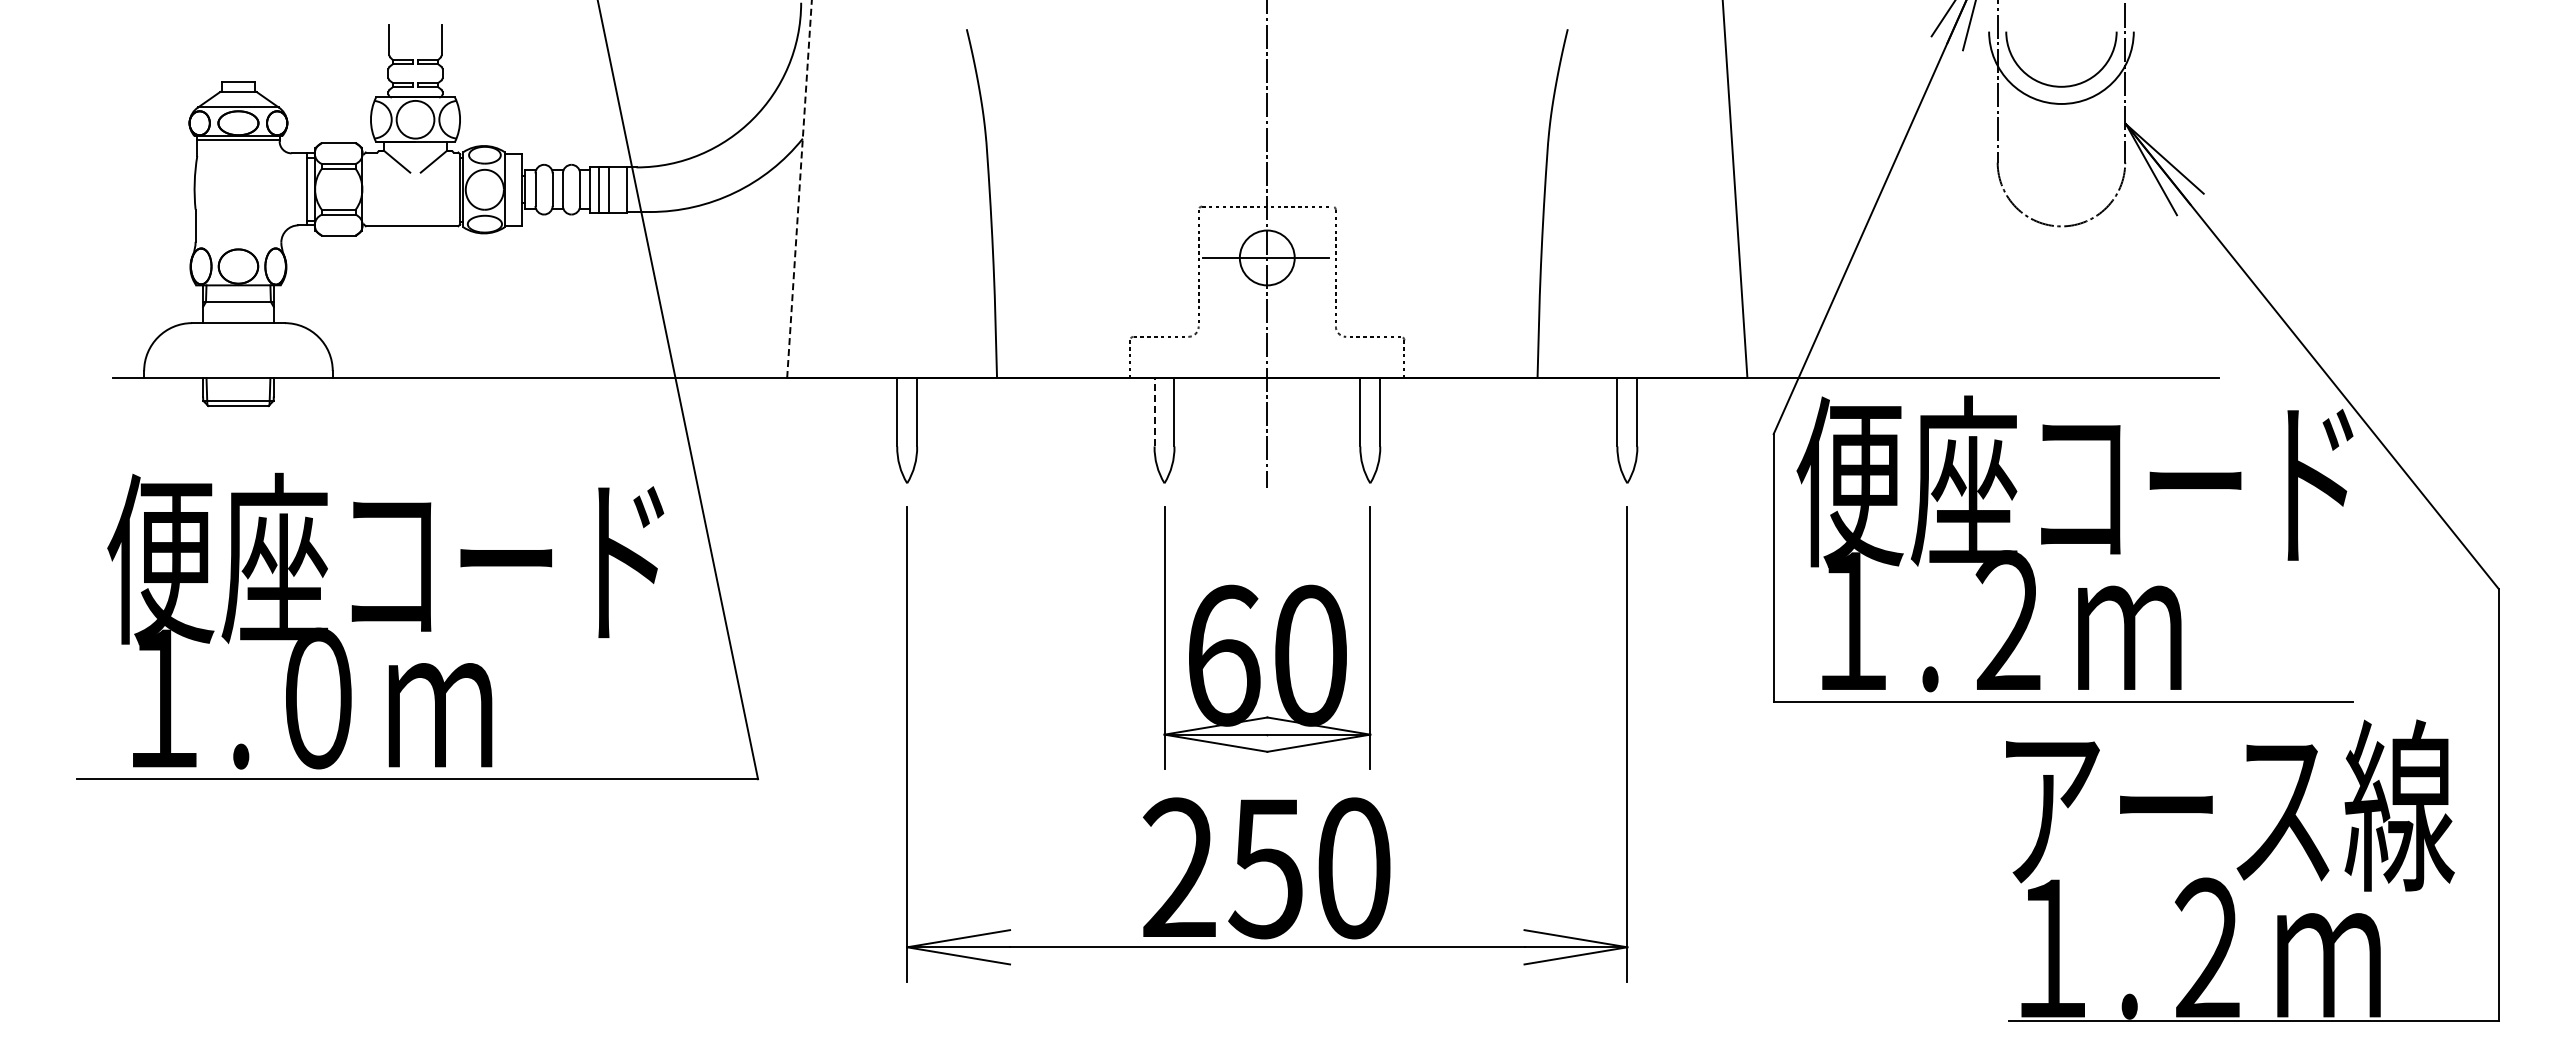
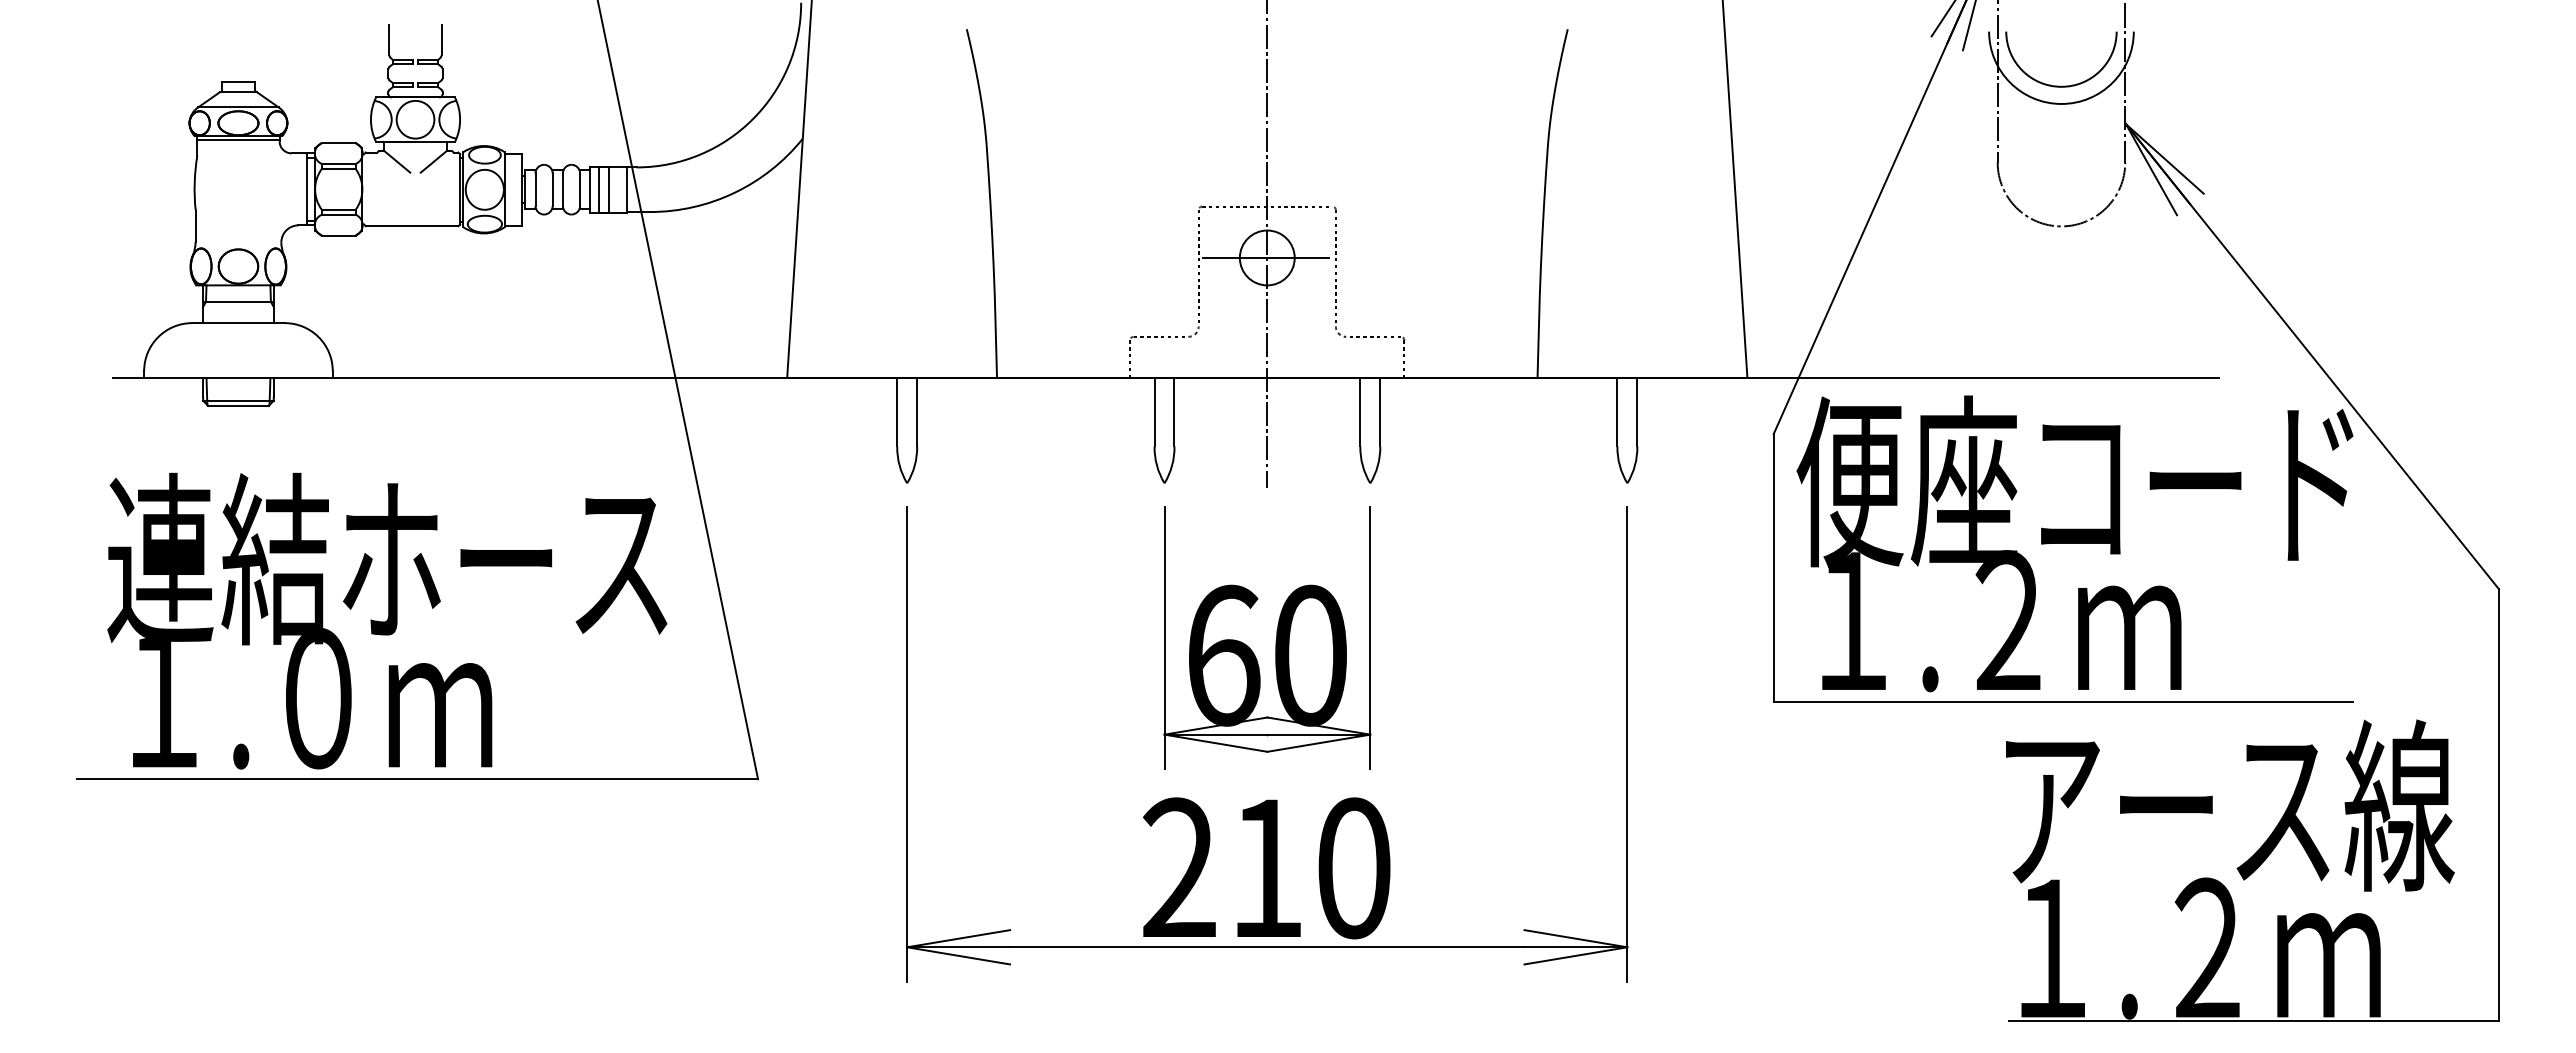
line: dashed -> solid (799, 188)
line: dashed -> solid (1154, 411)
text: 便座コード -> 連結ホース (387, 558)
text: 250 -> 210 (1265, 869)
